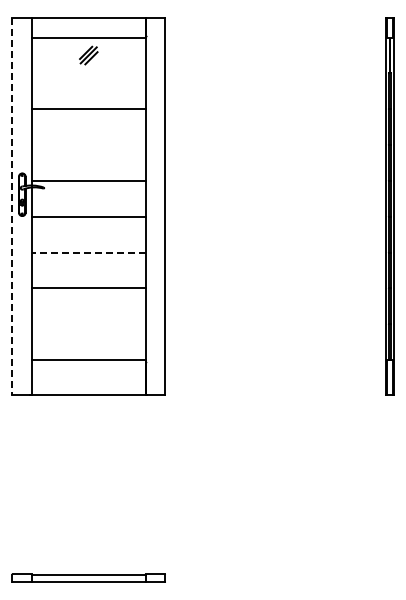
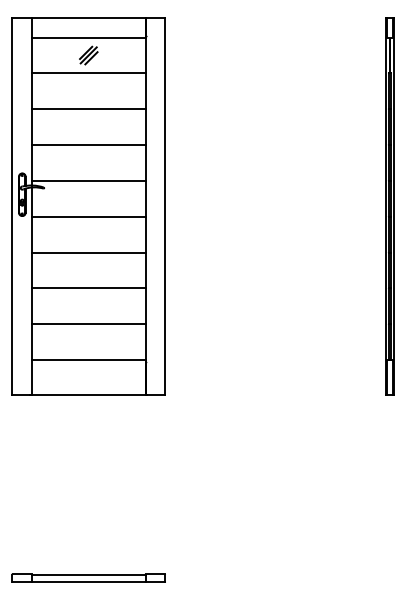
line: none -> present (88, 73)
line: none -> present (88, 144)
line: dashed -> solid (12, 206)
line: dashed -> solid (88, 252)
line: none -> present (88, 324)
